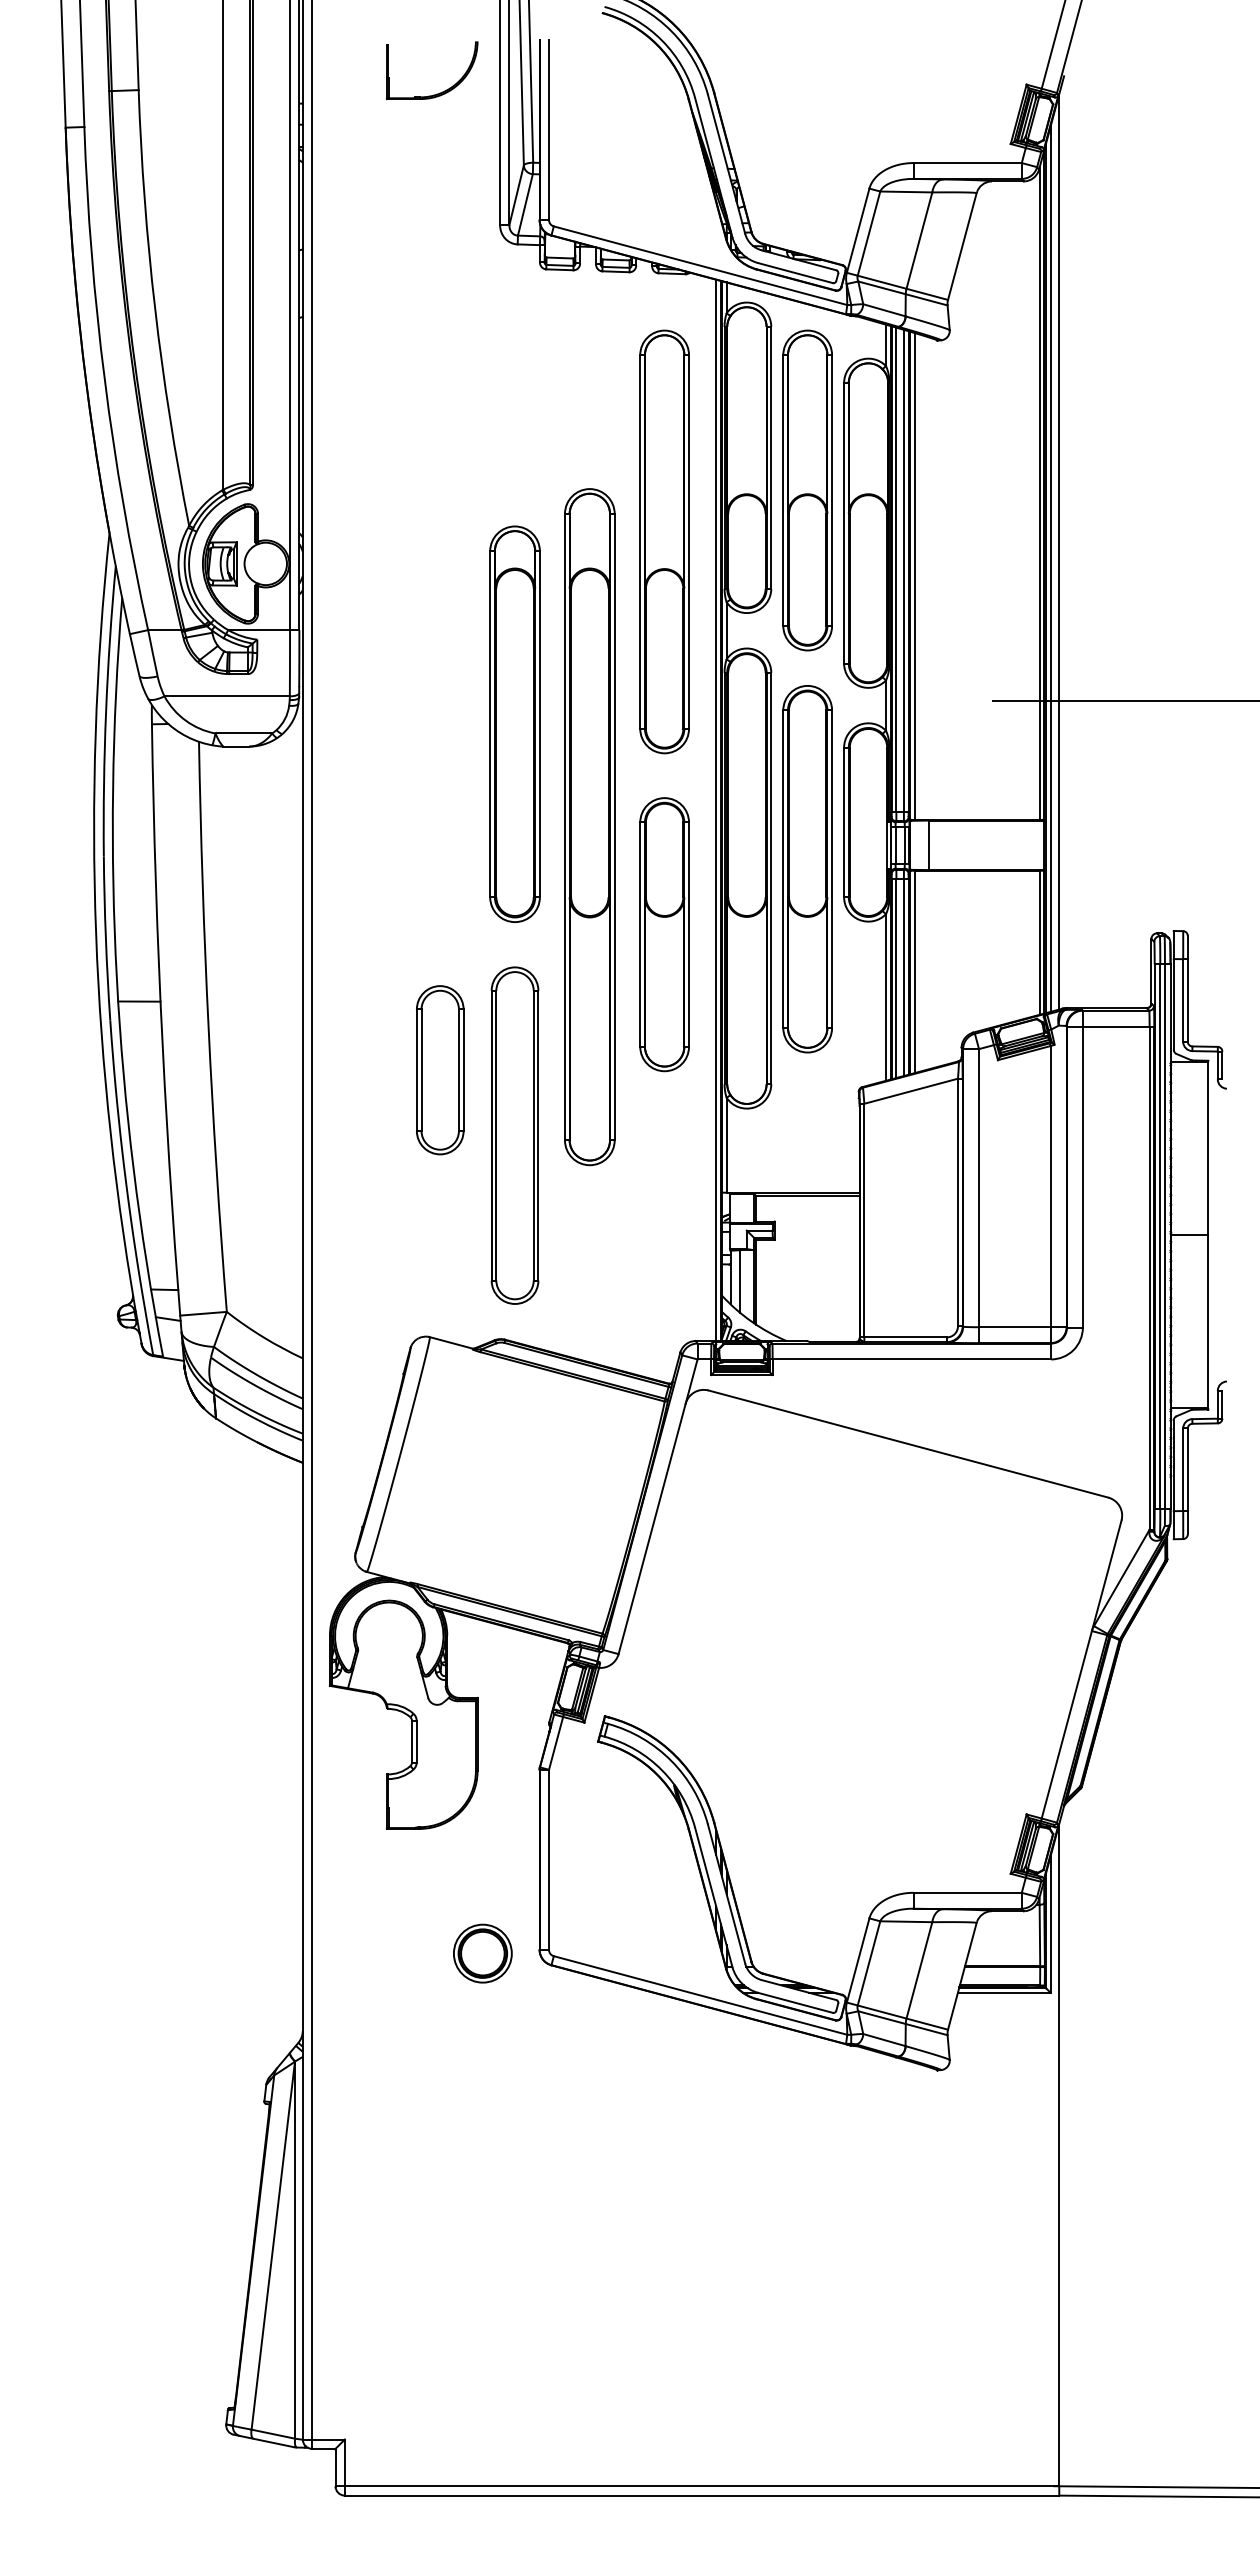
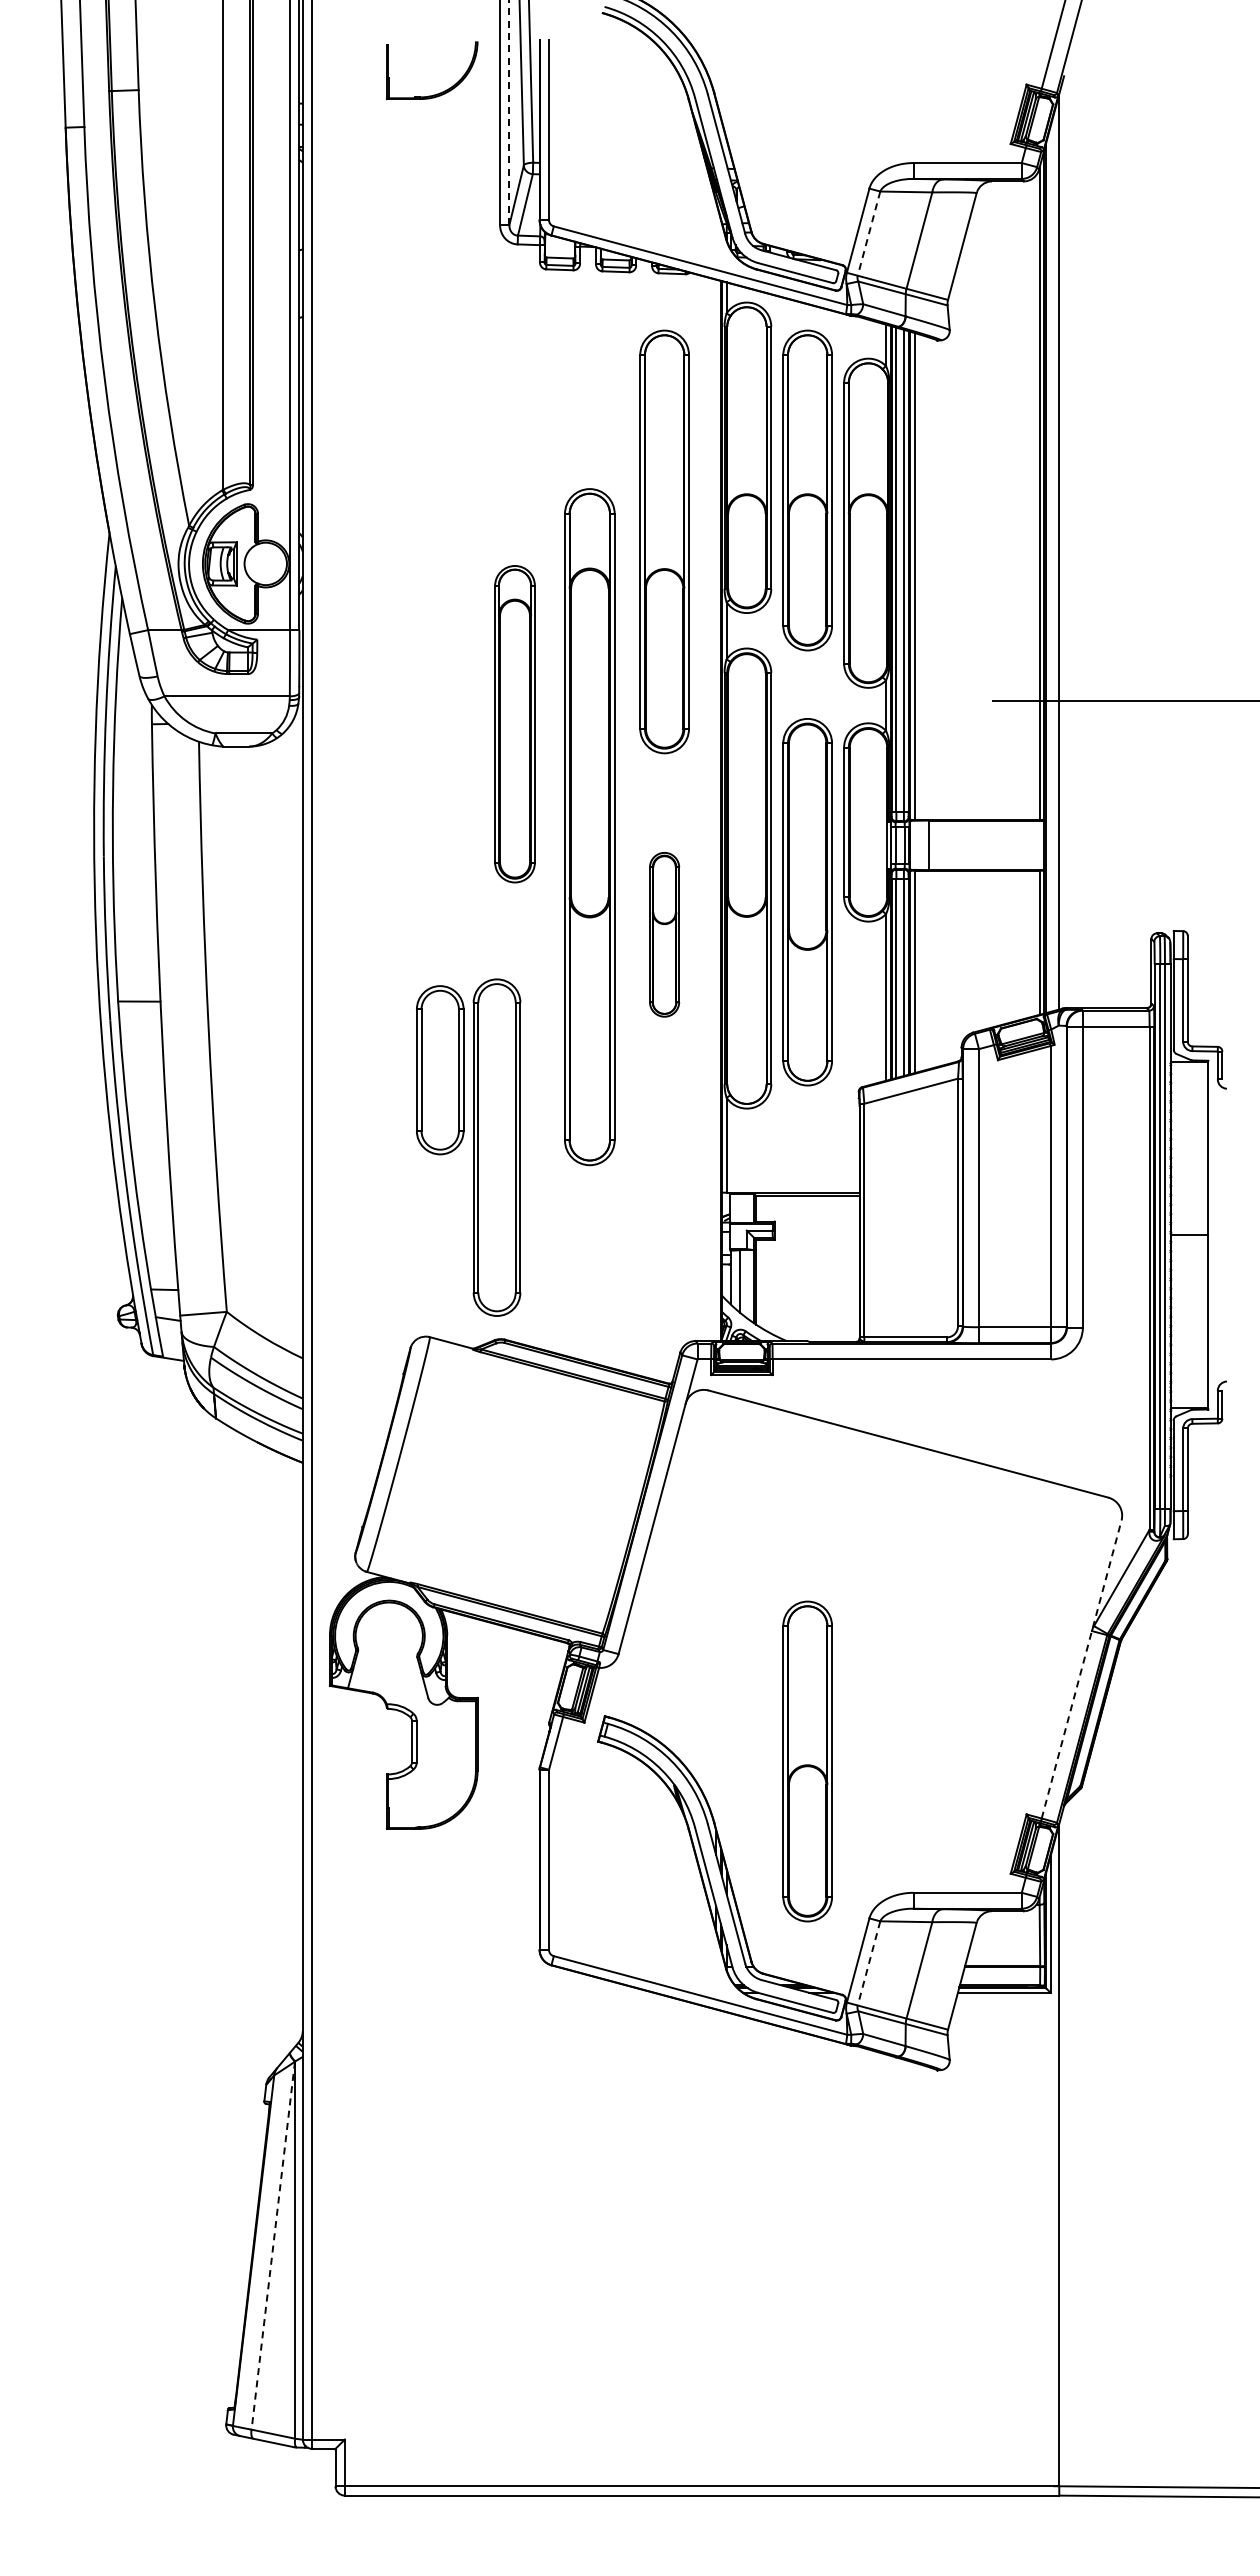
line: solid -> dashed (509, 112)
line: solid -> dashed (869, 233)
line: present -> none (1050, 568)
part size: 52x398 px -> 42x319 px (514, 724)
line: present -> none (716, 810)
part position: (807, 869) -> (807, 902) (807, 902)
part size: 51x276 px -> 32x166 px (664, 934)
part position: (514, 1135) -> (496, 1147) (496, 1147)
line: solid -> dashed (1081, 1669)
part: none -> present (807, 1761)
part: present -> none (482, 1953)
line: solid -> dashed (869, 1963)
line: solid -> dashed (273, 2246)
